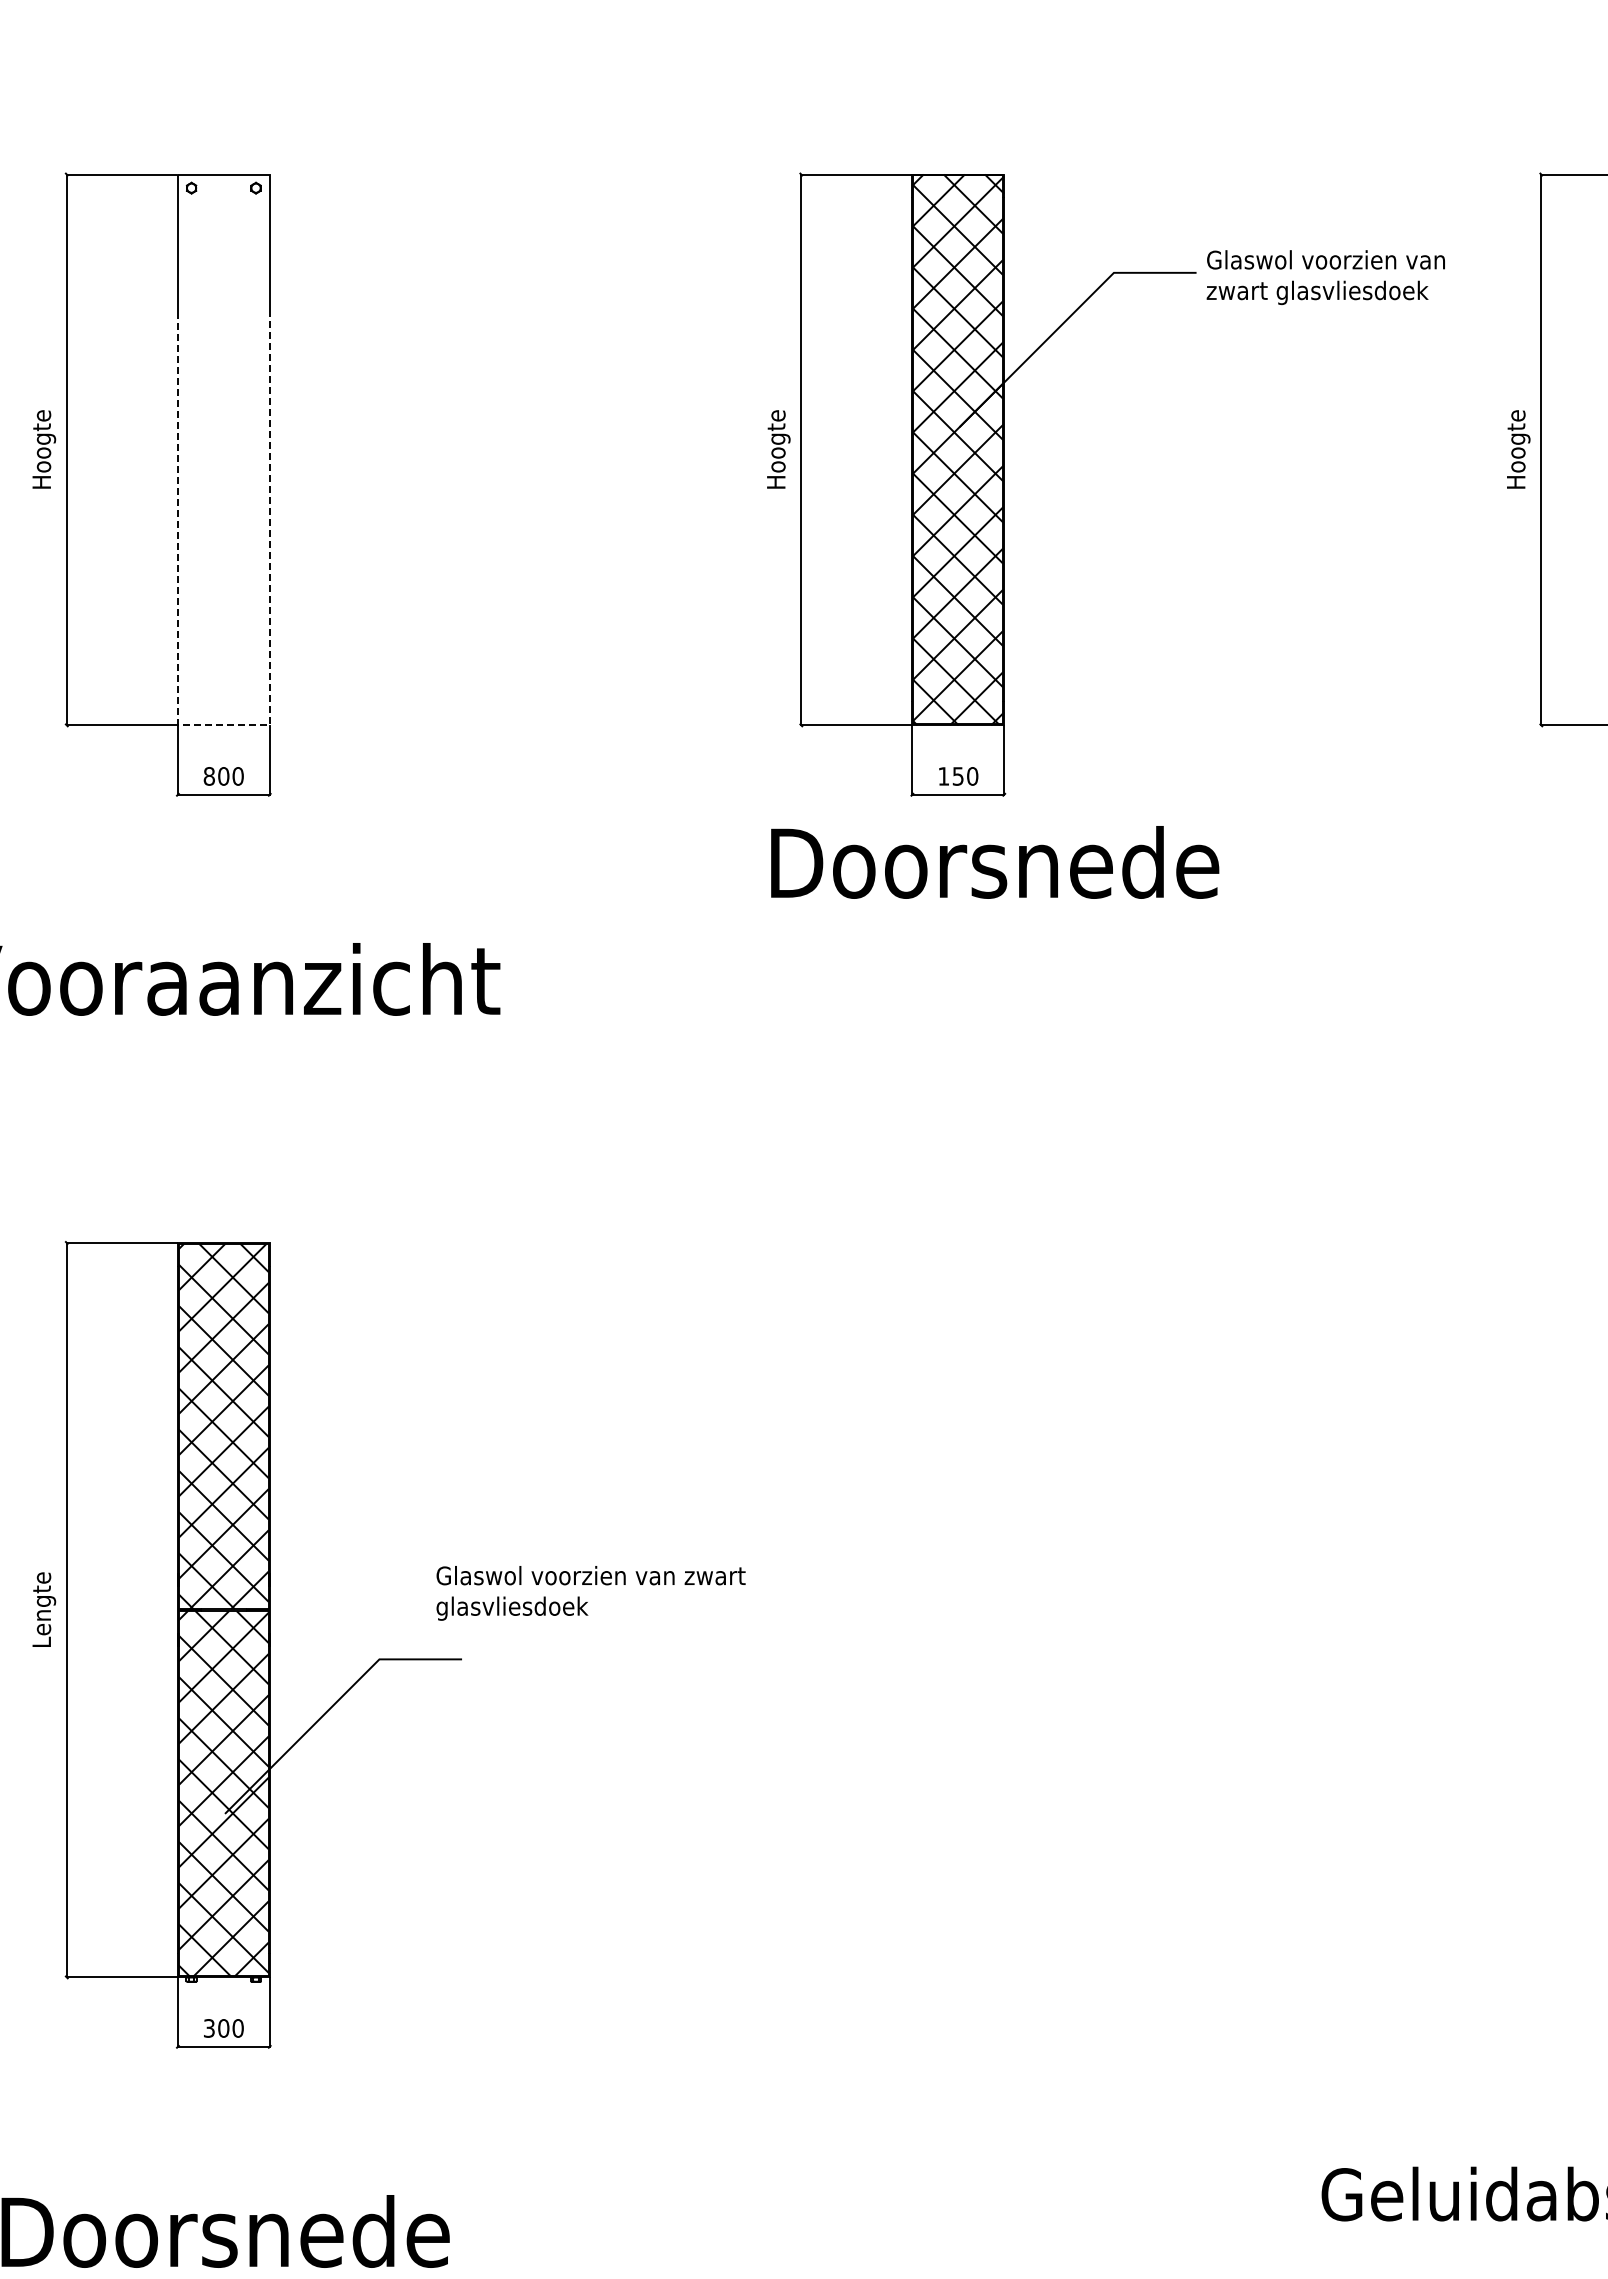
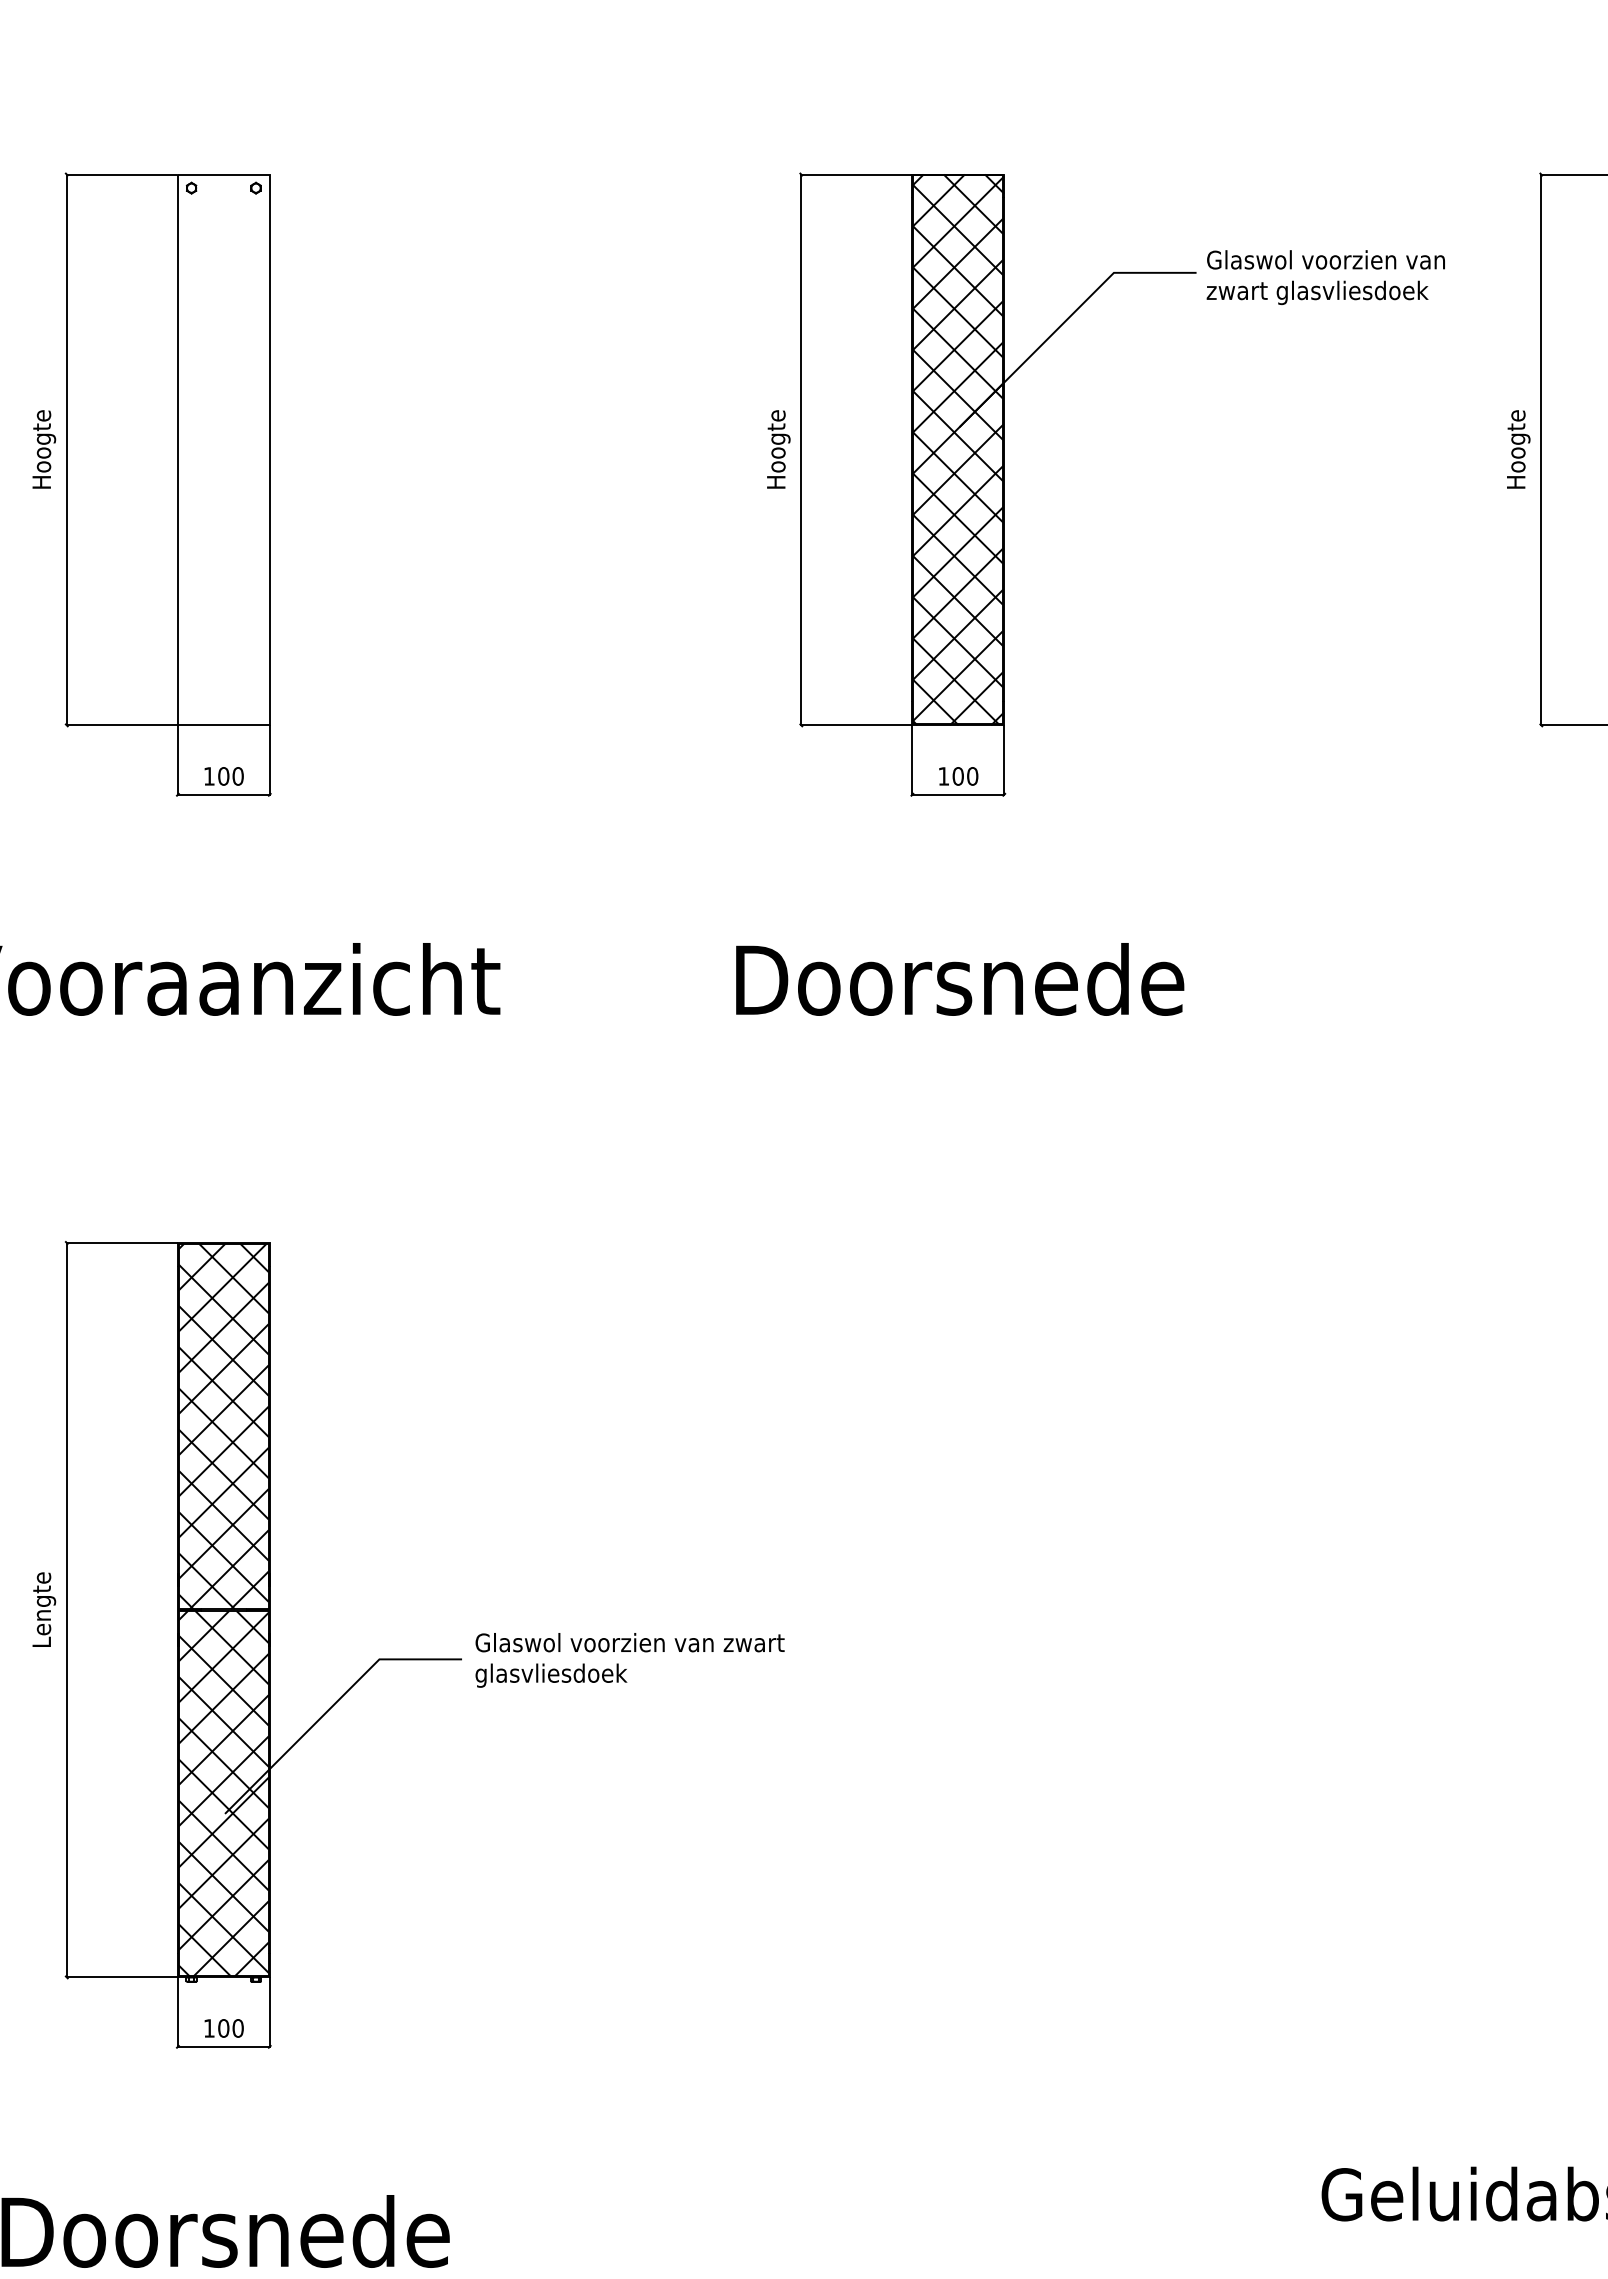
line: dashed -> solid (223, 725)
text: 800 -> 100 (208, 776)
text: 150 -> 100 (957, 776)
text position: (995, 862) -> (960, 979) (960, 979)
text position: (590, 1593) -> (629, 1660) (629, 1660)
text: 300 -> 100 (209, 2028)
